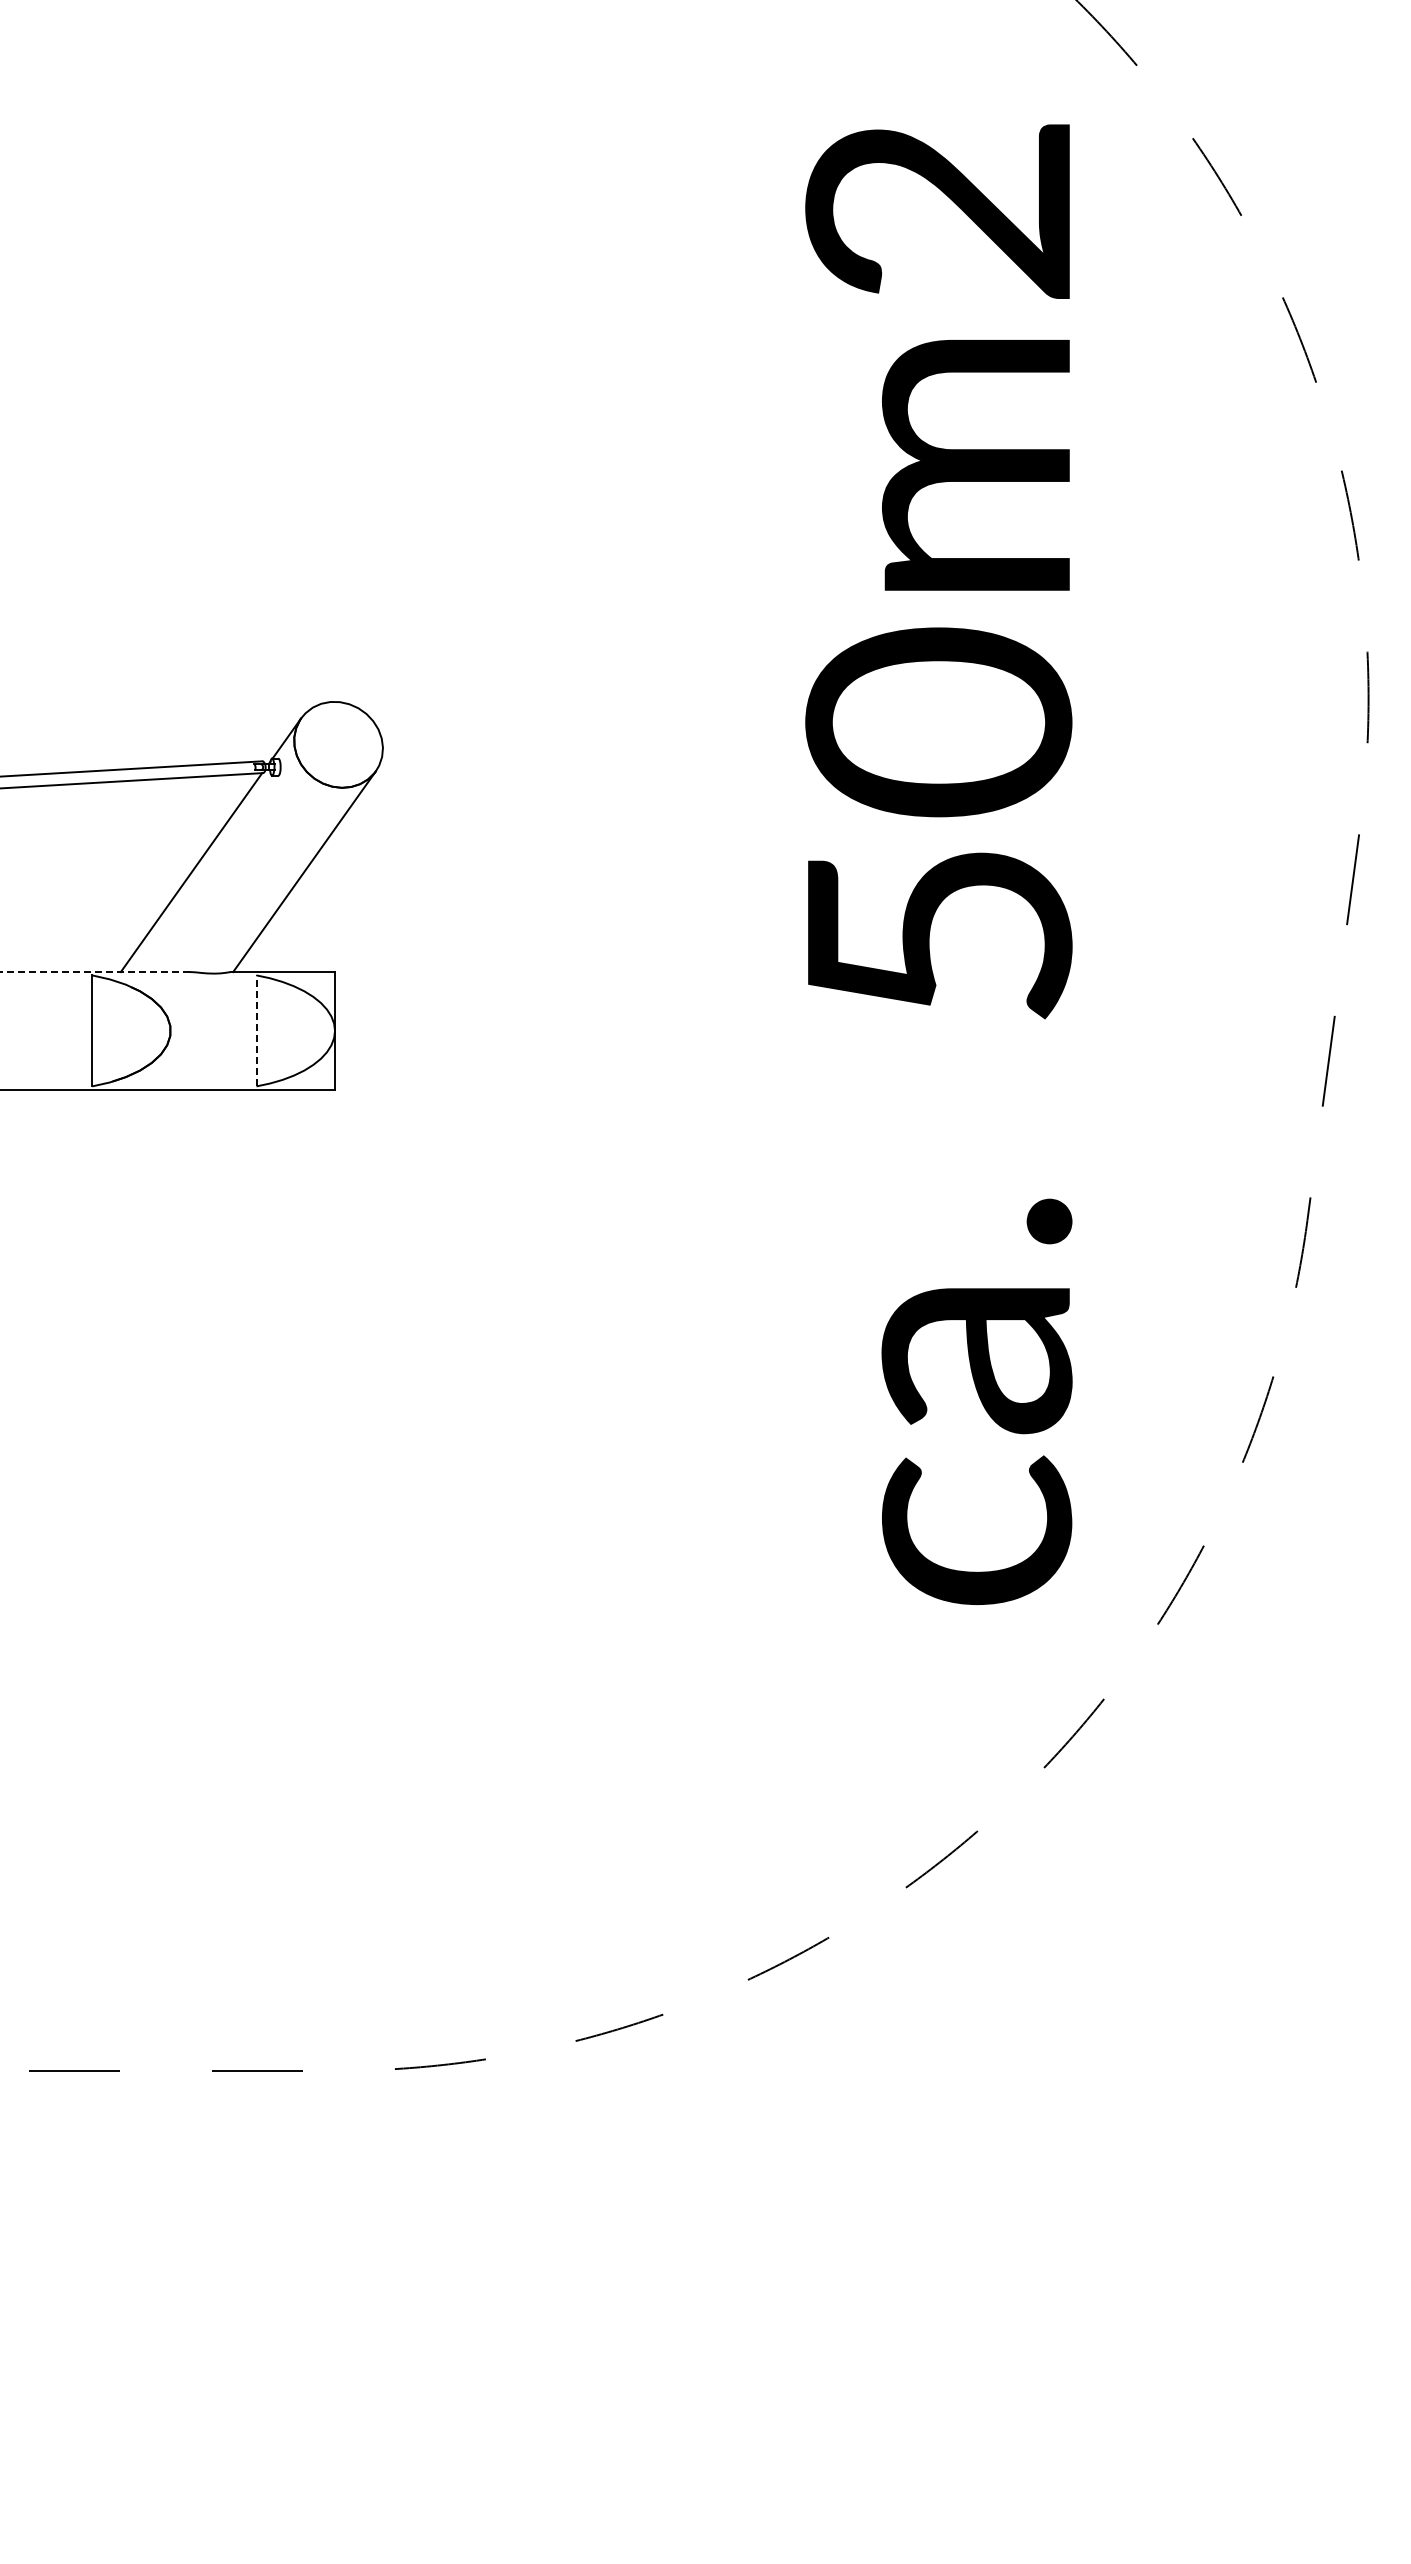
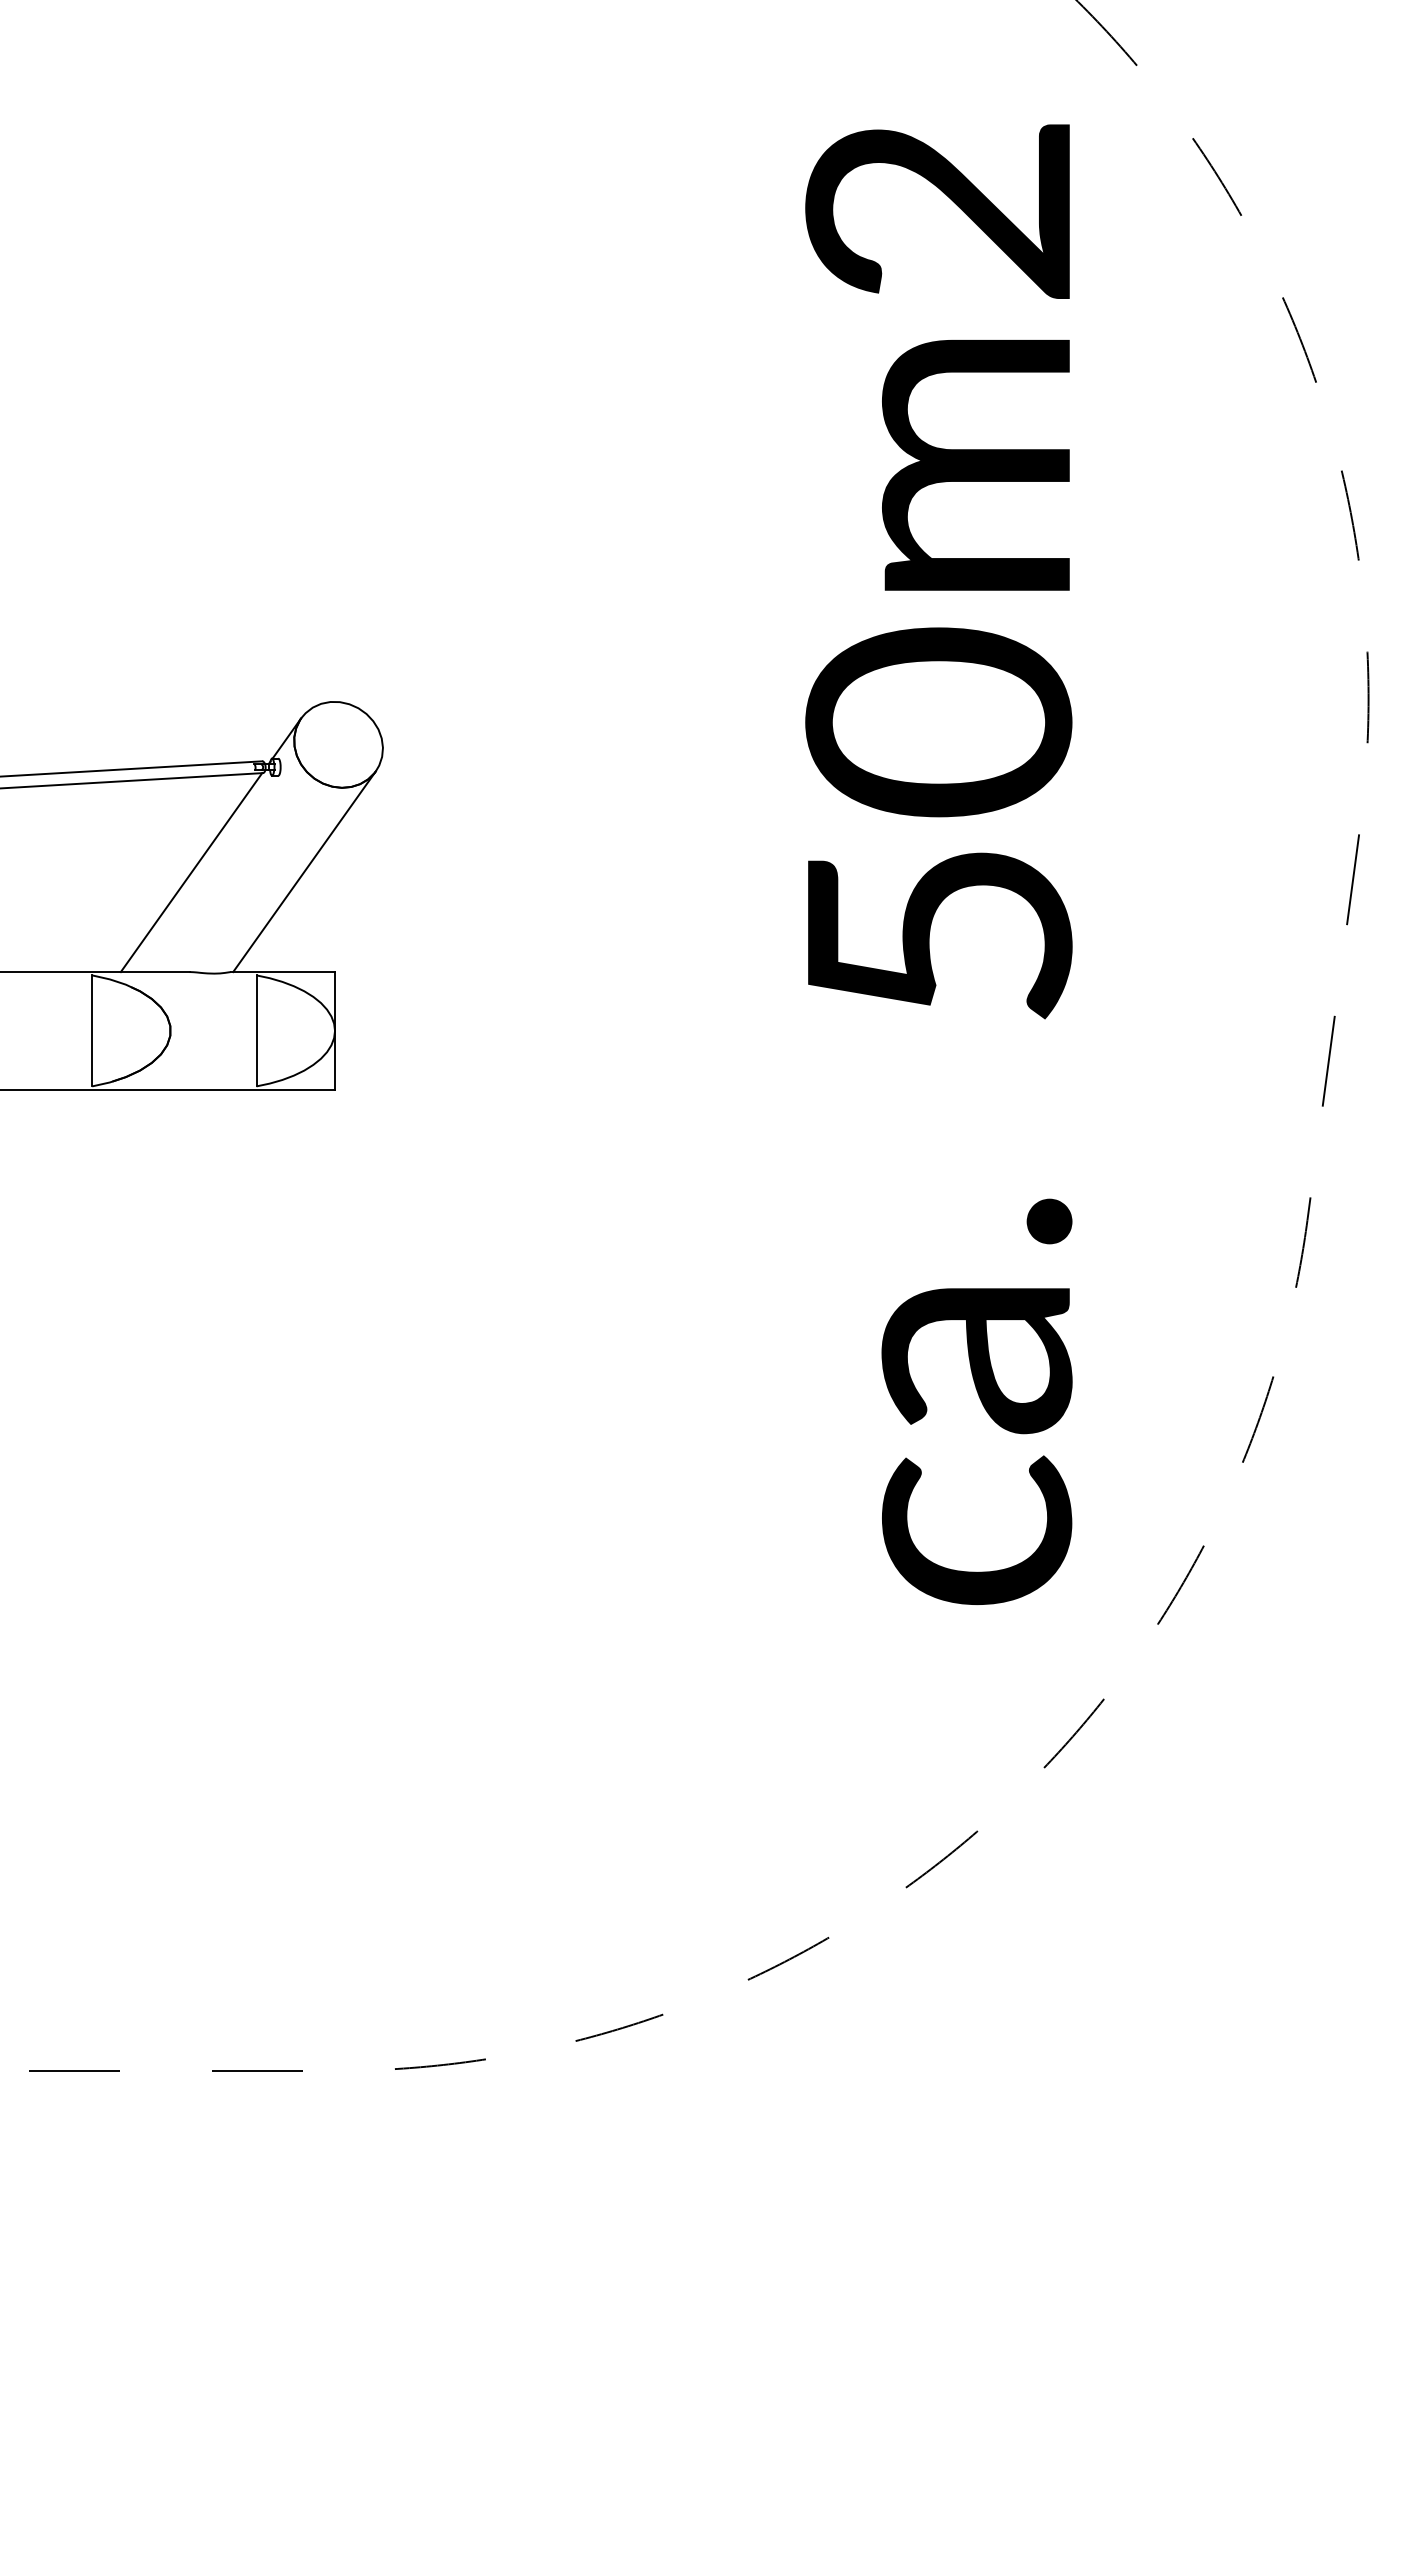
line: dashed -> solid (95, 972)
line: dashed -> solid (256, 1030)
